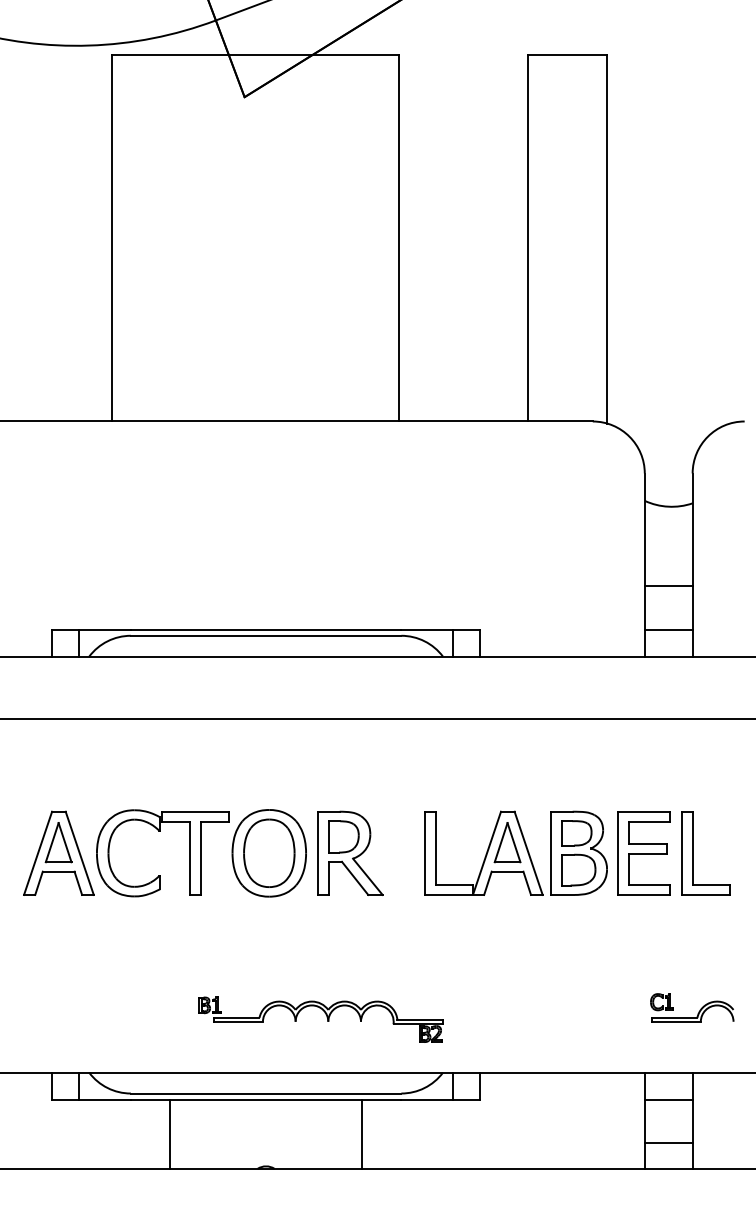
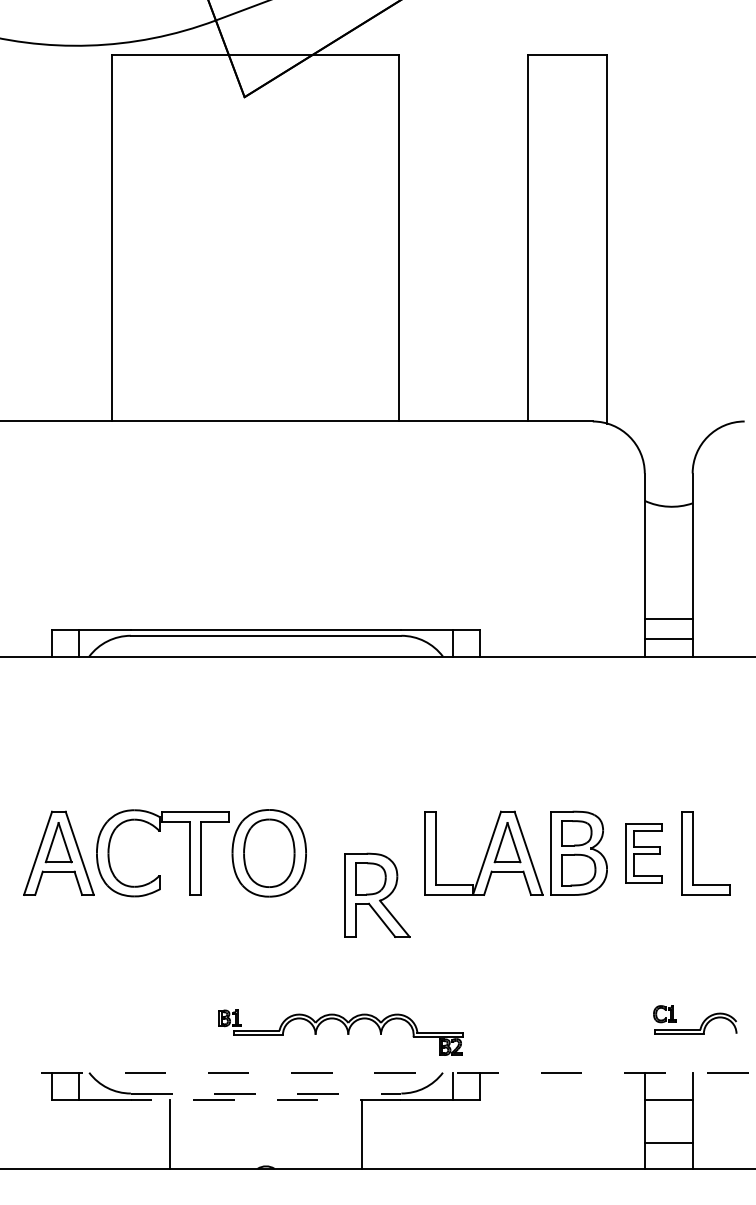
line position: (668, 586) -> (668, 619) (668, 619)
line position: (668, 629) -> (668, 638) (668, 638)
line: present -> none (377, 719)
part position: (350, 852) -> (377, 894) (377, 894)
part size: 54x85 px -> 38x61 px (643, 853)
part position: (698, 1011) -> (701, 1023) (701, 1023)
part position: (326, 1017) -> (346, 1030) (346, 1030)
line: solid -> dashed (377, 1072)
line: solid -> dashed (266, 1093)
line: solid -> dashed (265, 1099)
